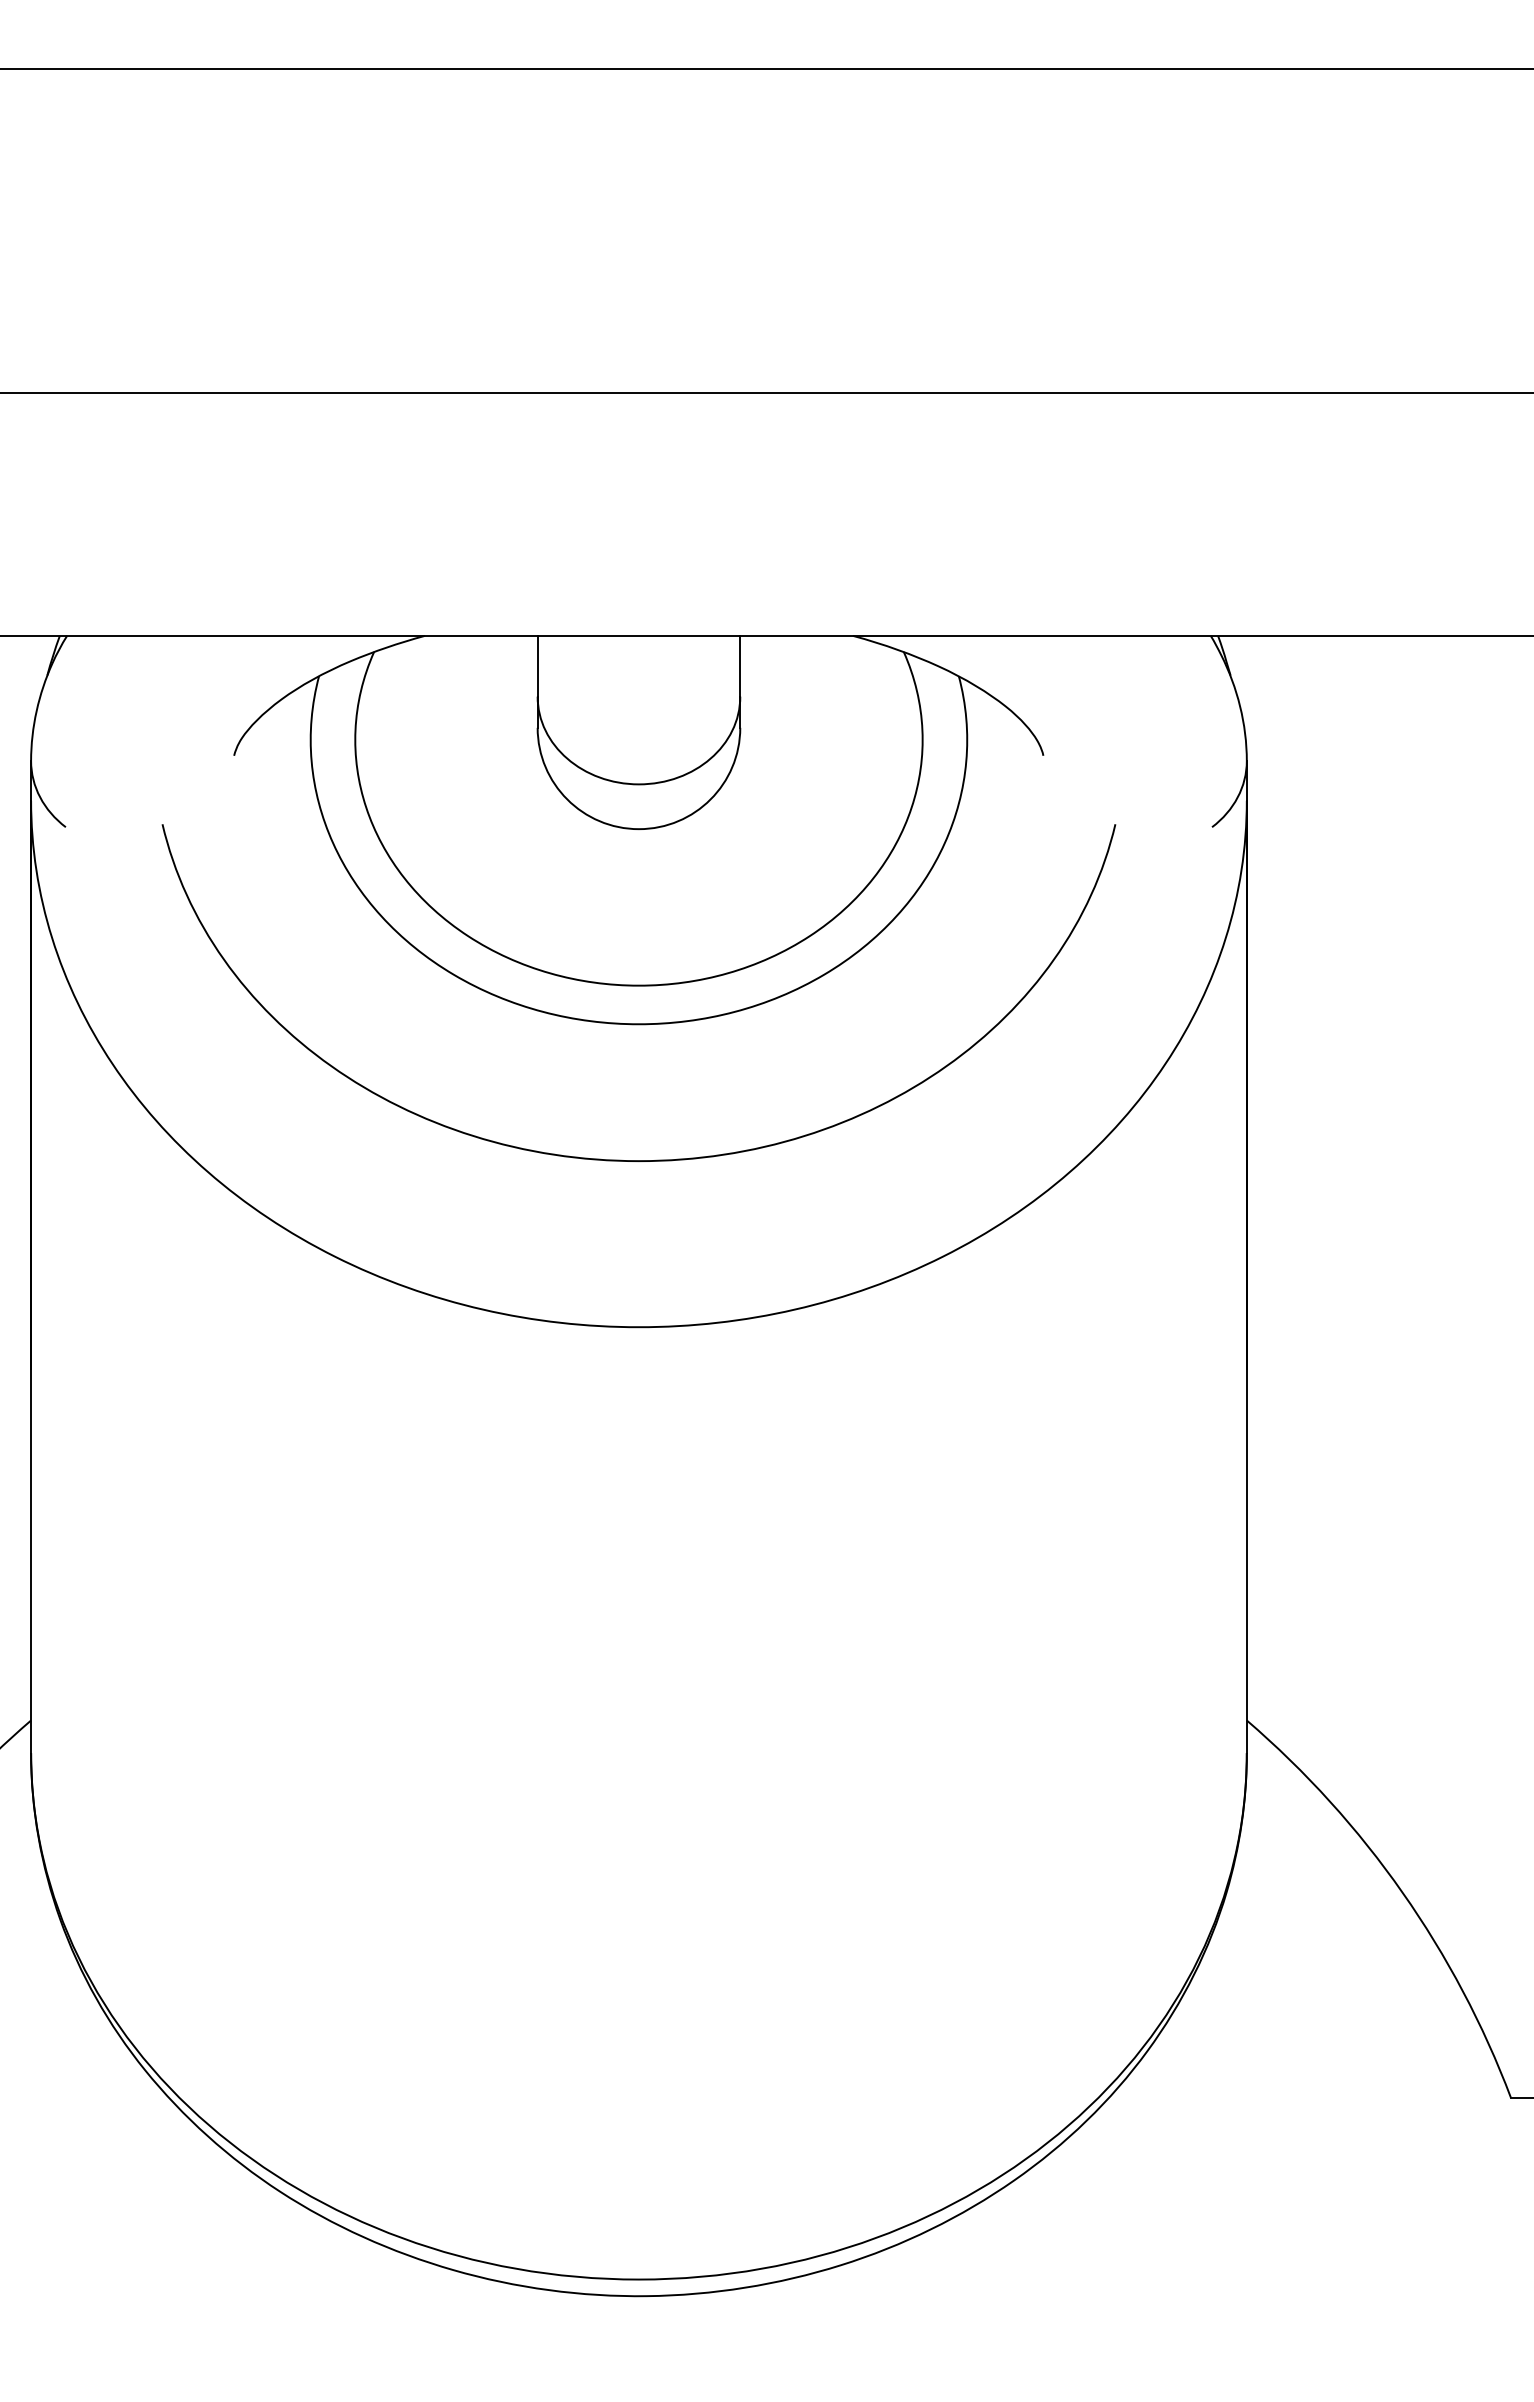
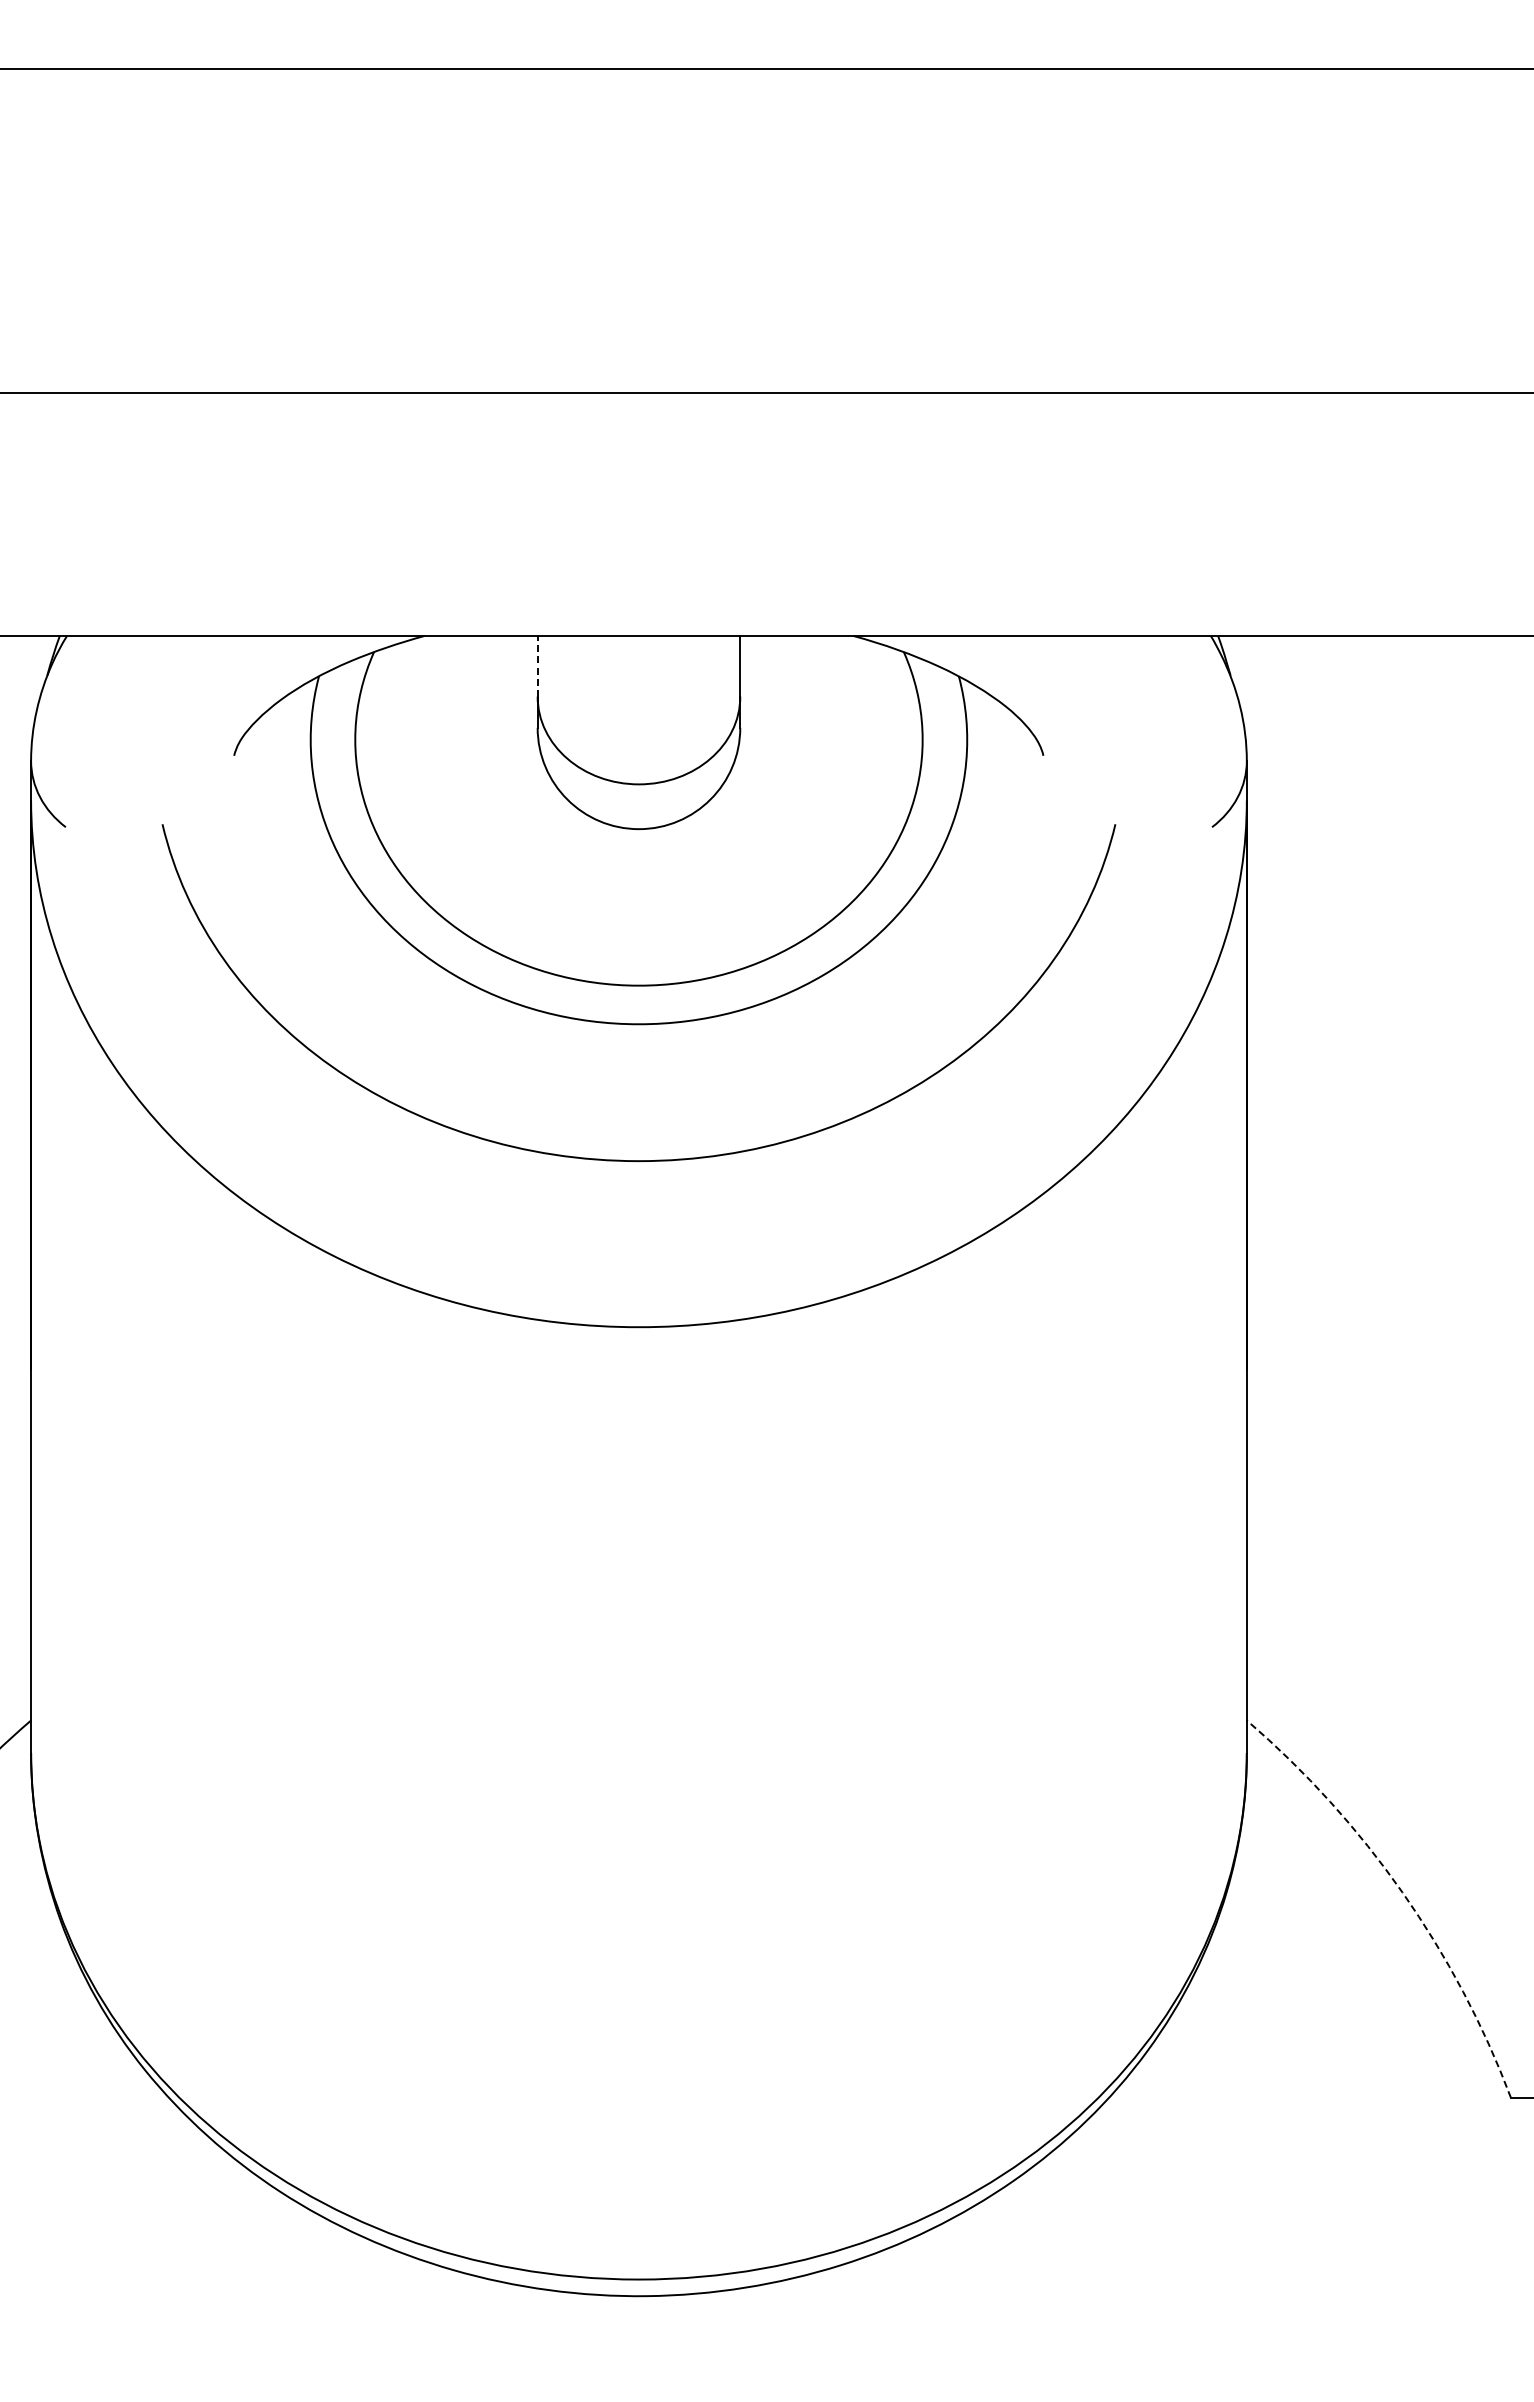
line: solid -> dashed (537, 665)
arc: solid -> dashed (1402, 1892)
